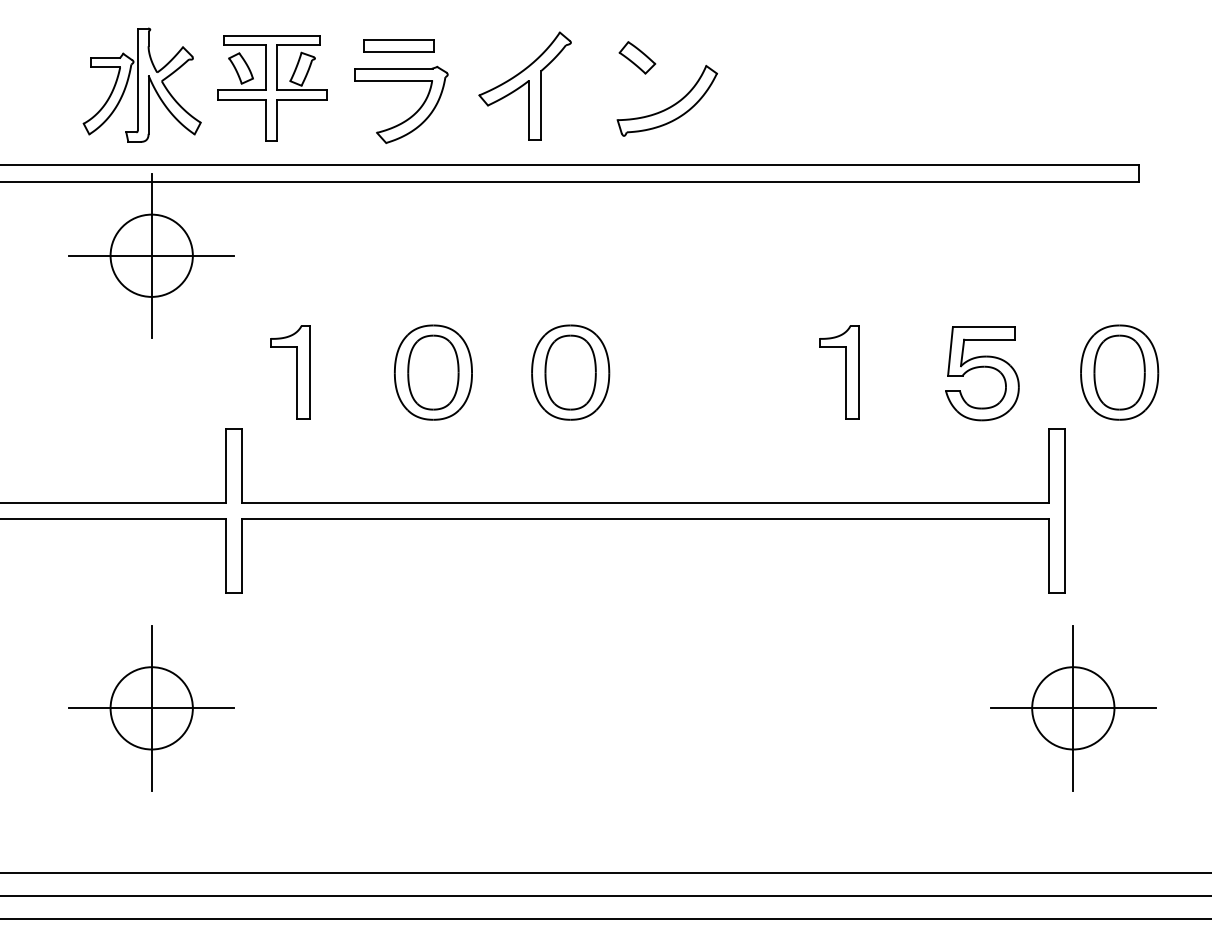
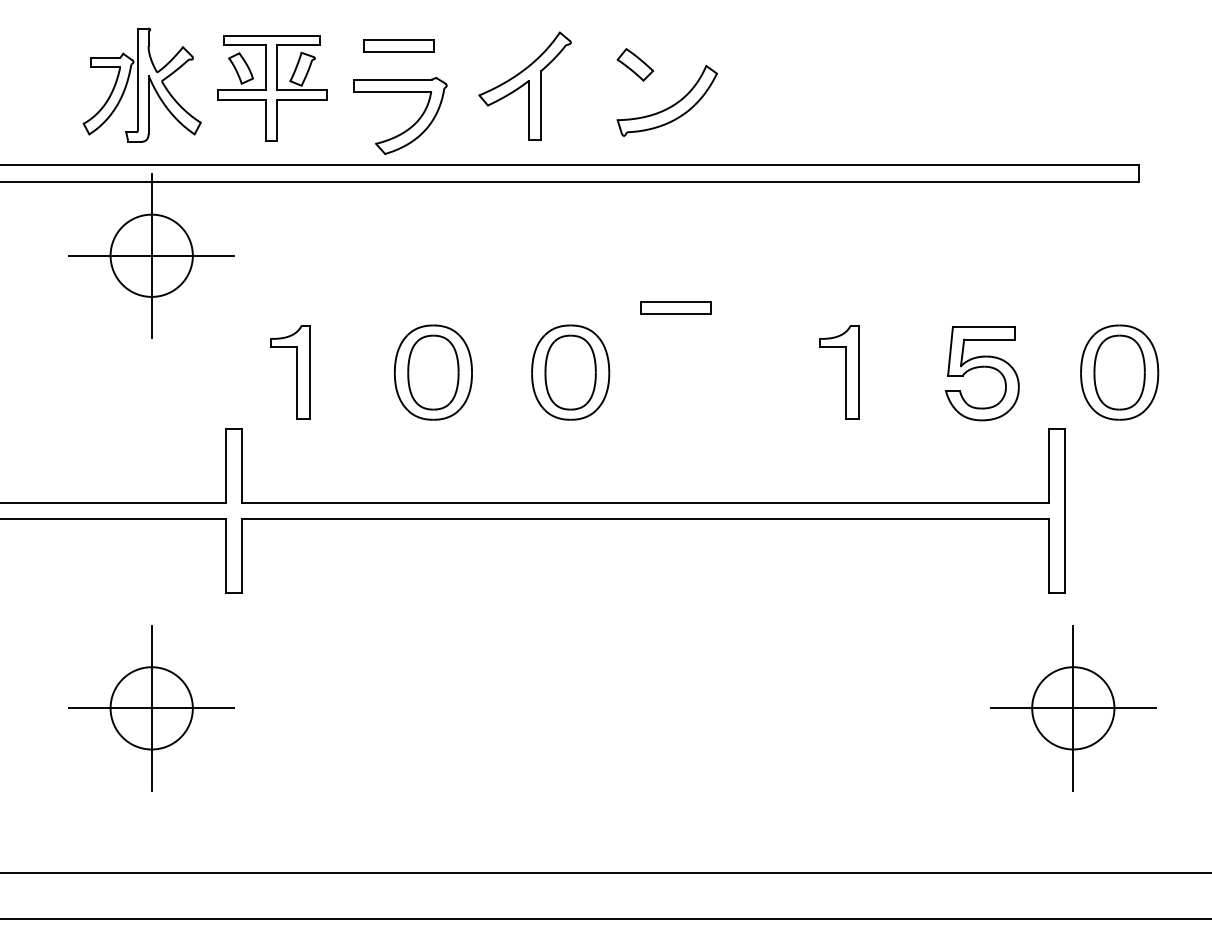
part position: (637, 57) -> (635, 64) (635, 64)
part position: (412, 114) -> (411, 125) (411, 125)
part: none -> present (675, 307)
line: present -> none (605, 896)
